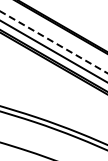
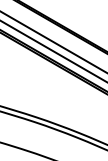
line: dashed -> solid (53, 42)
